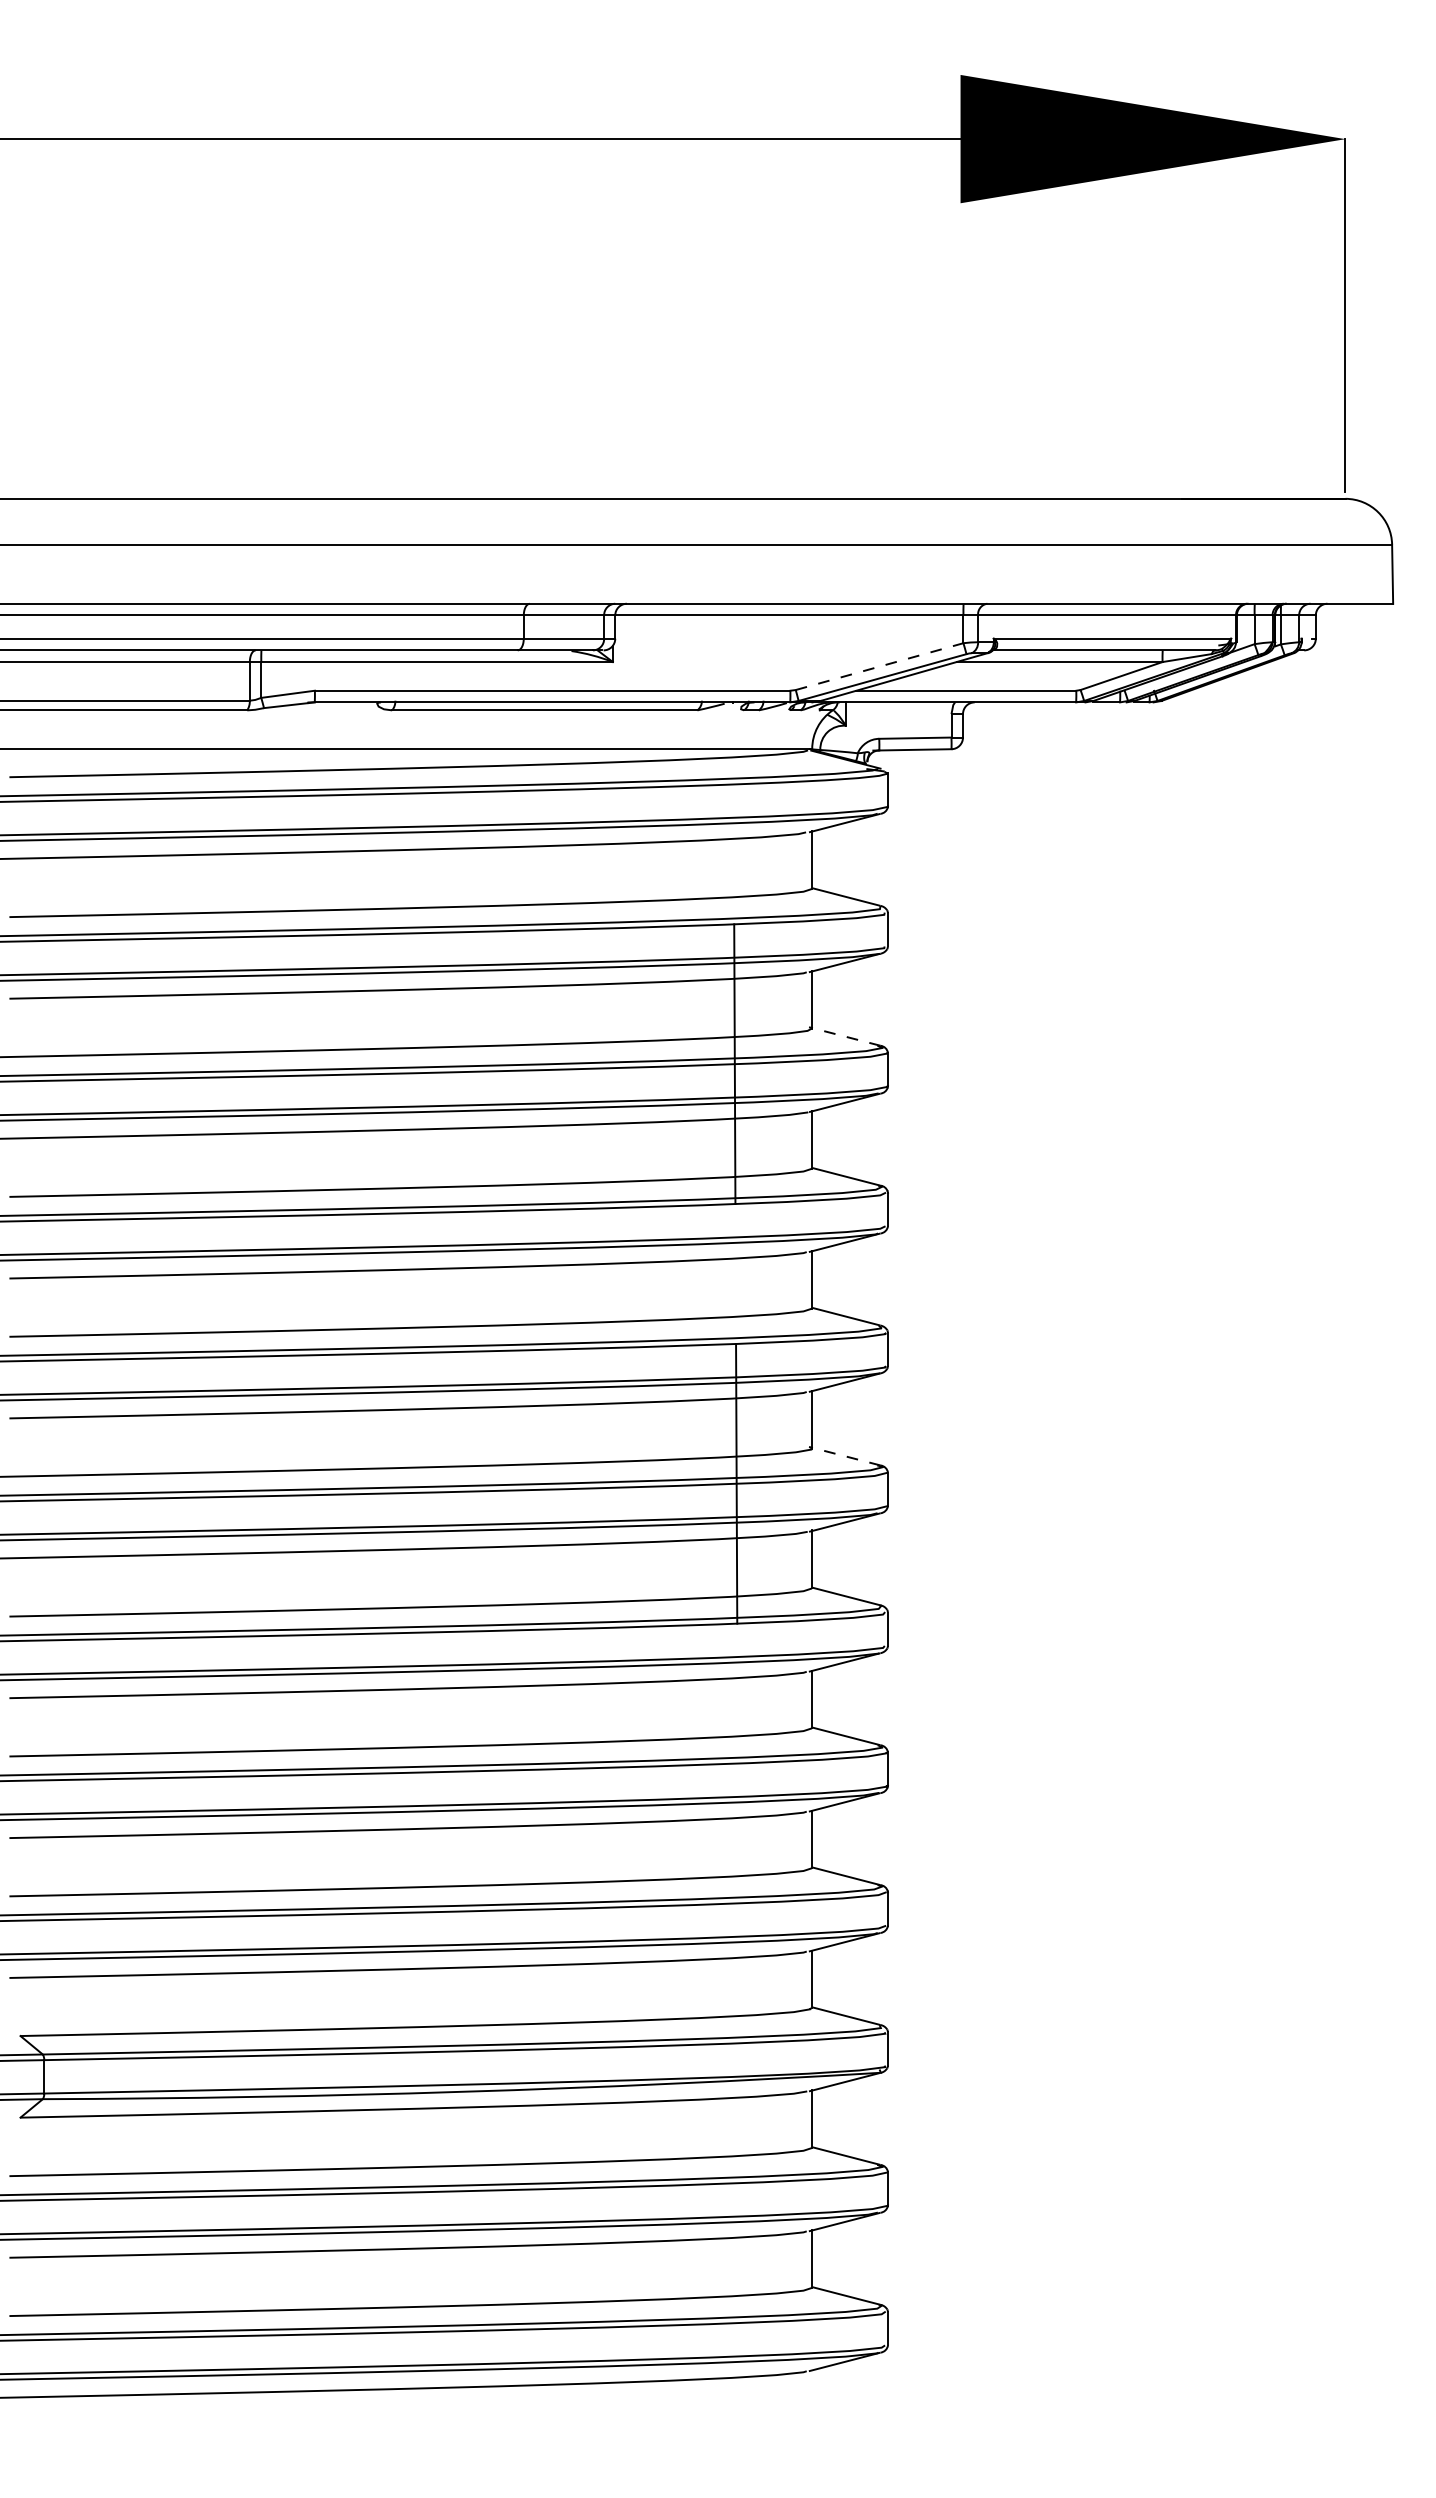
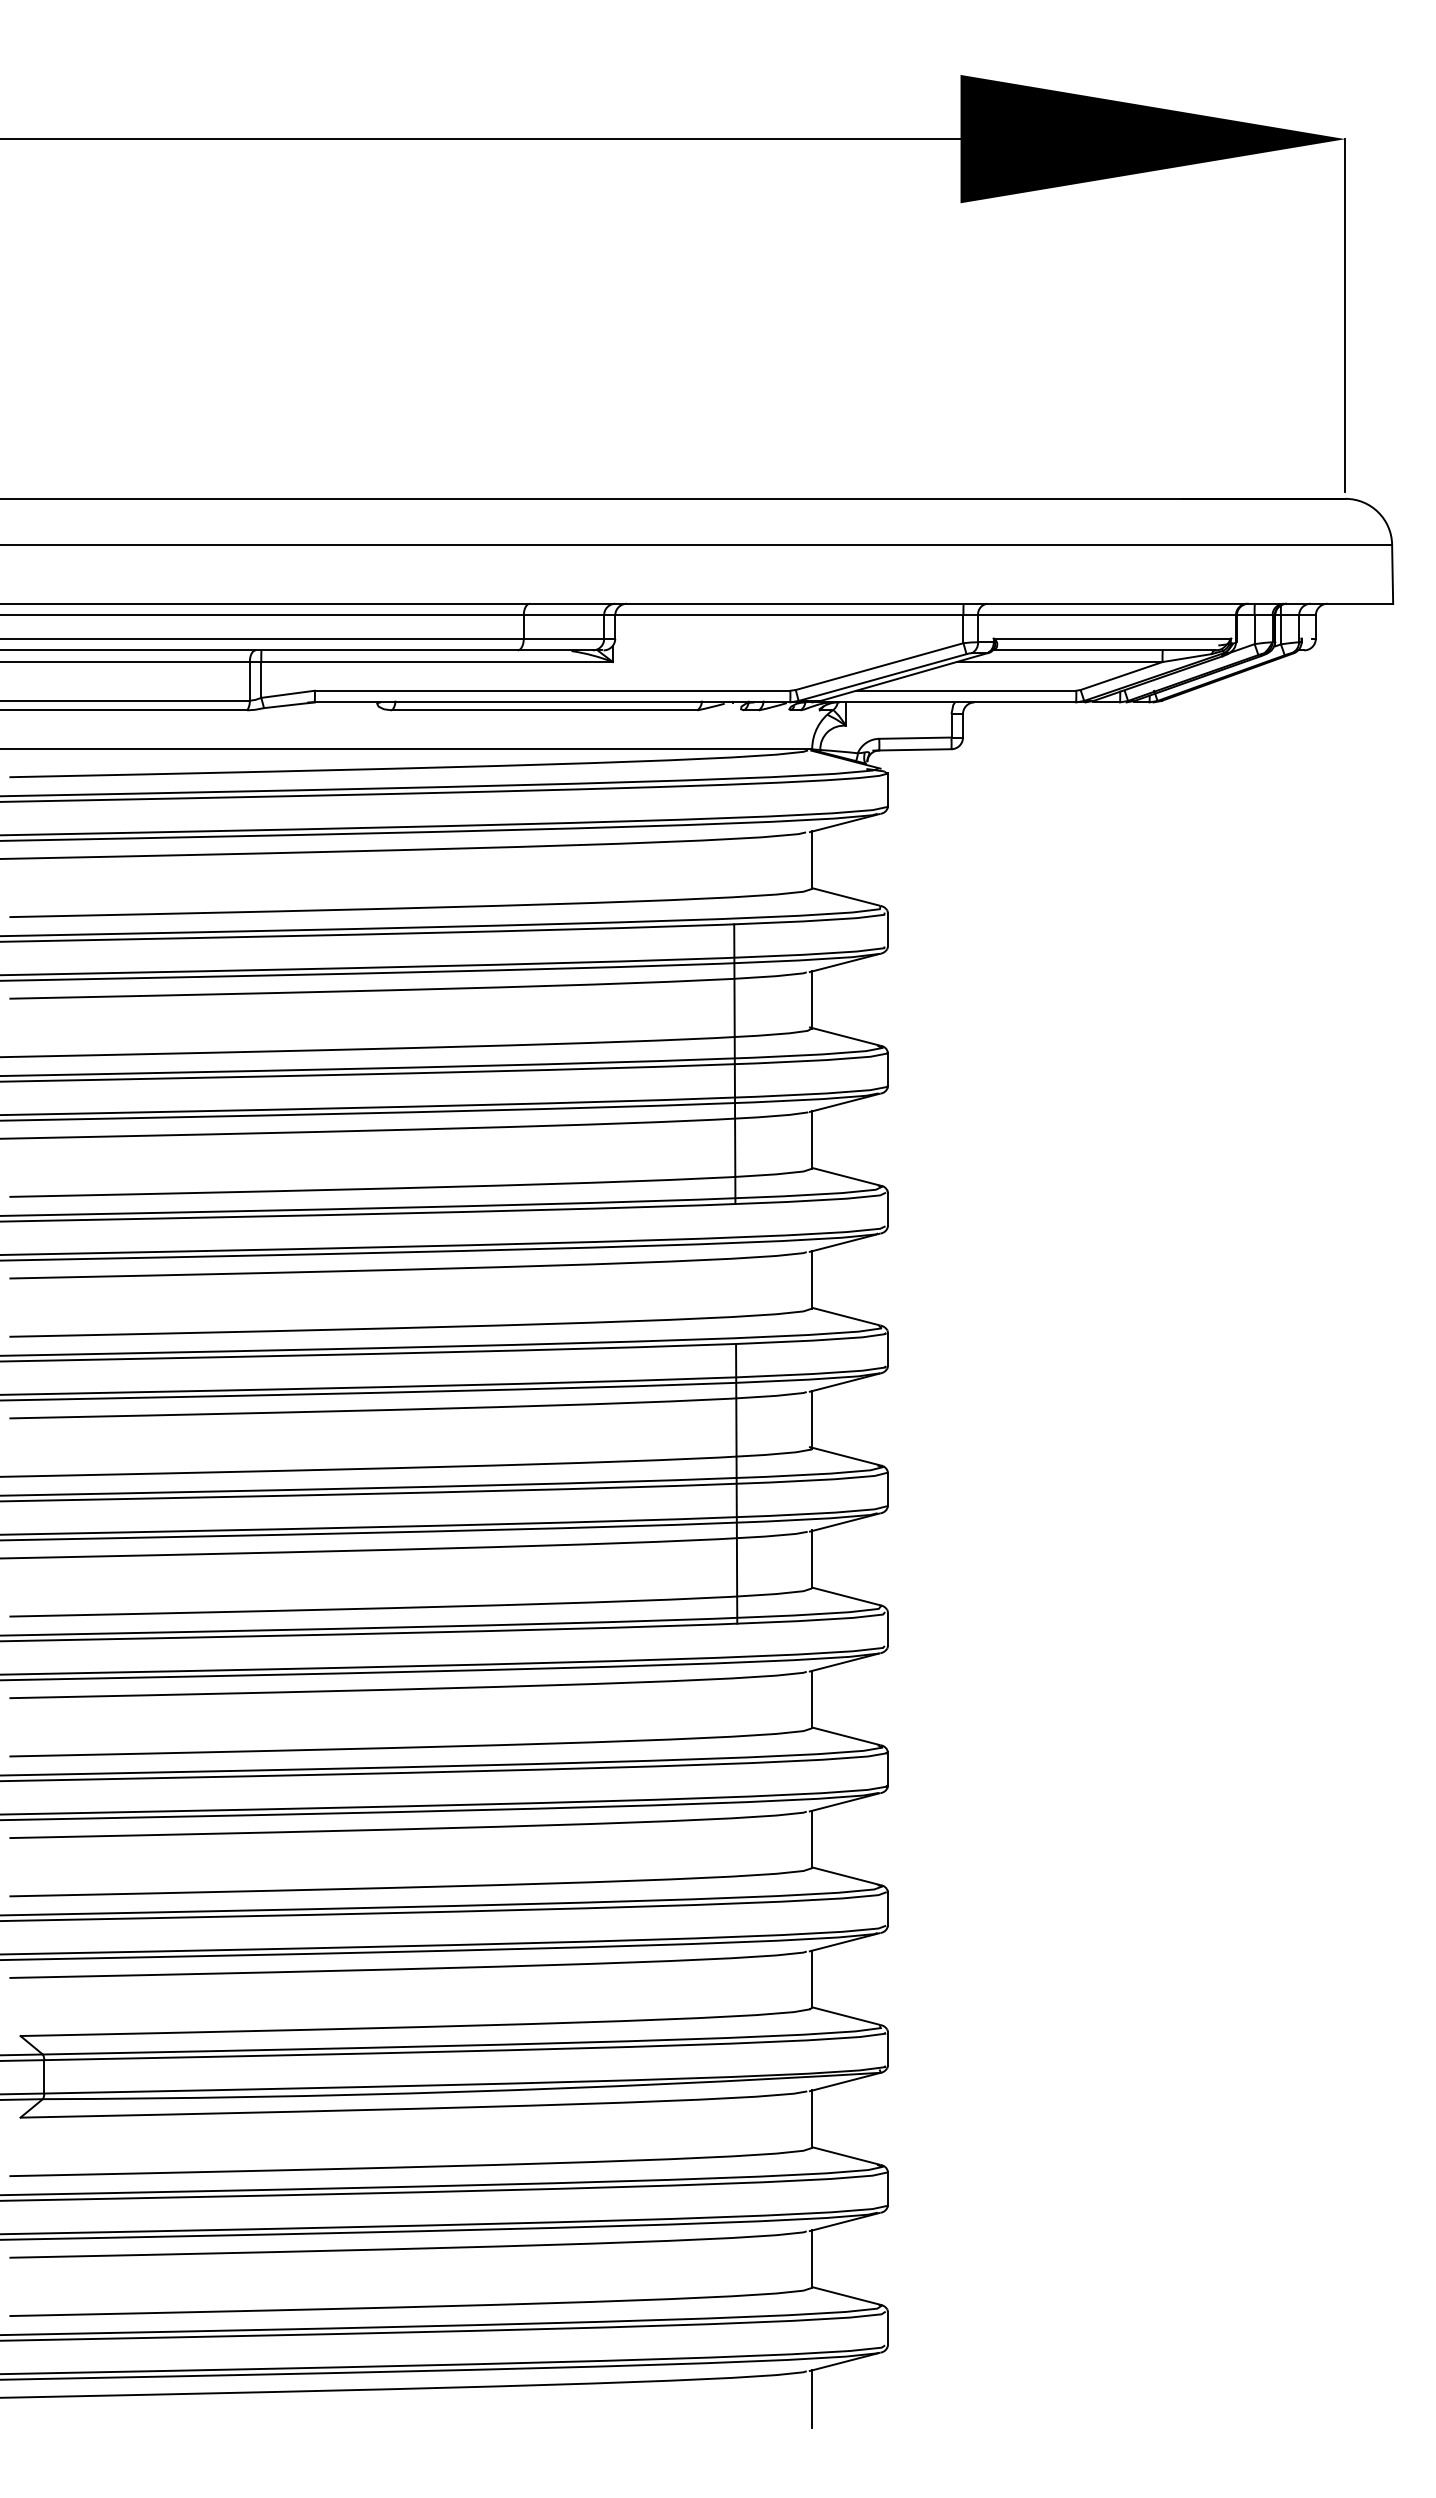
line: dashed -> solid (880, 666)
line: dashed -> solid (845, 1036)
line: dashed -> solid (845, 1456)
line: none -> present (812, 2398)
